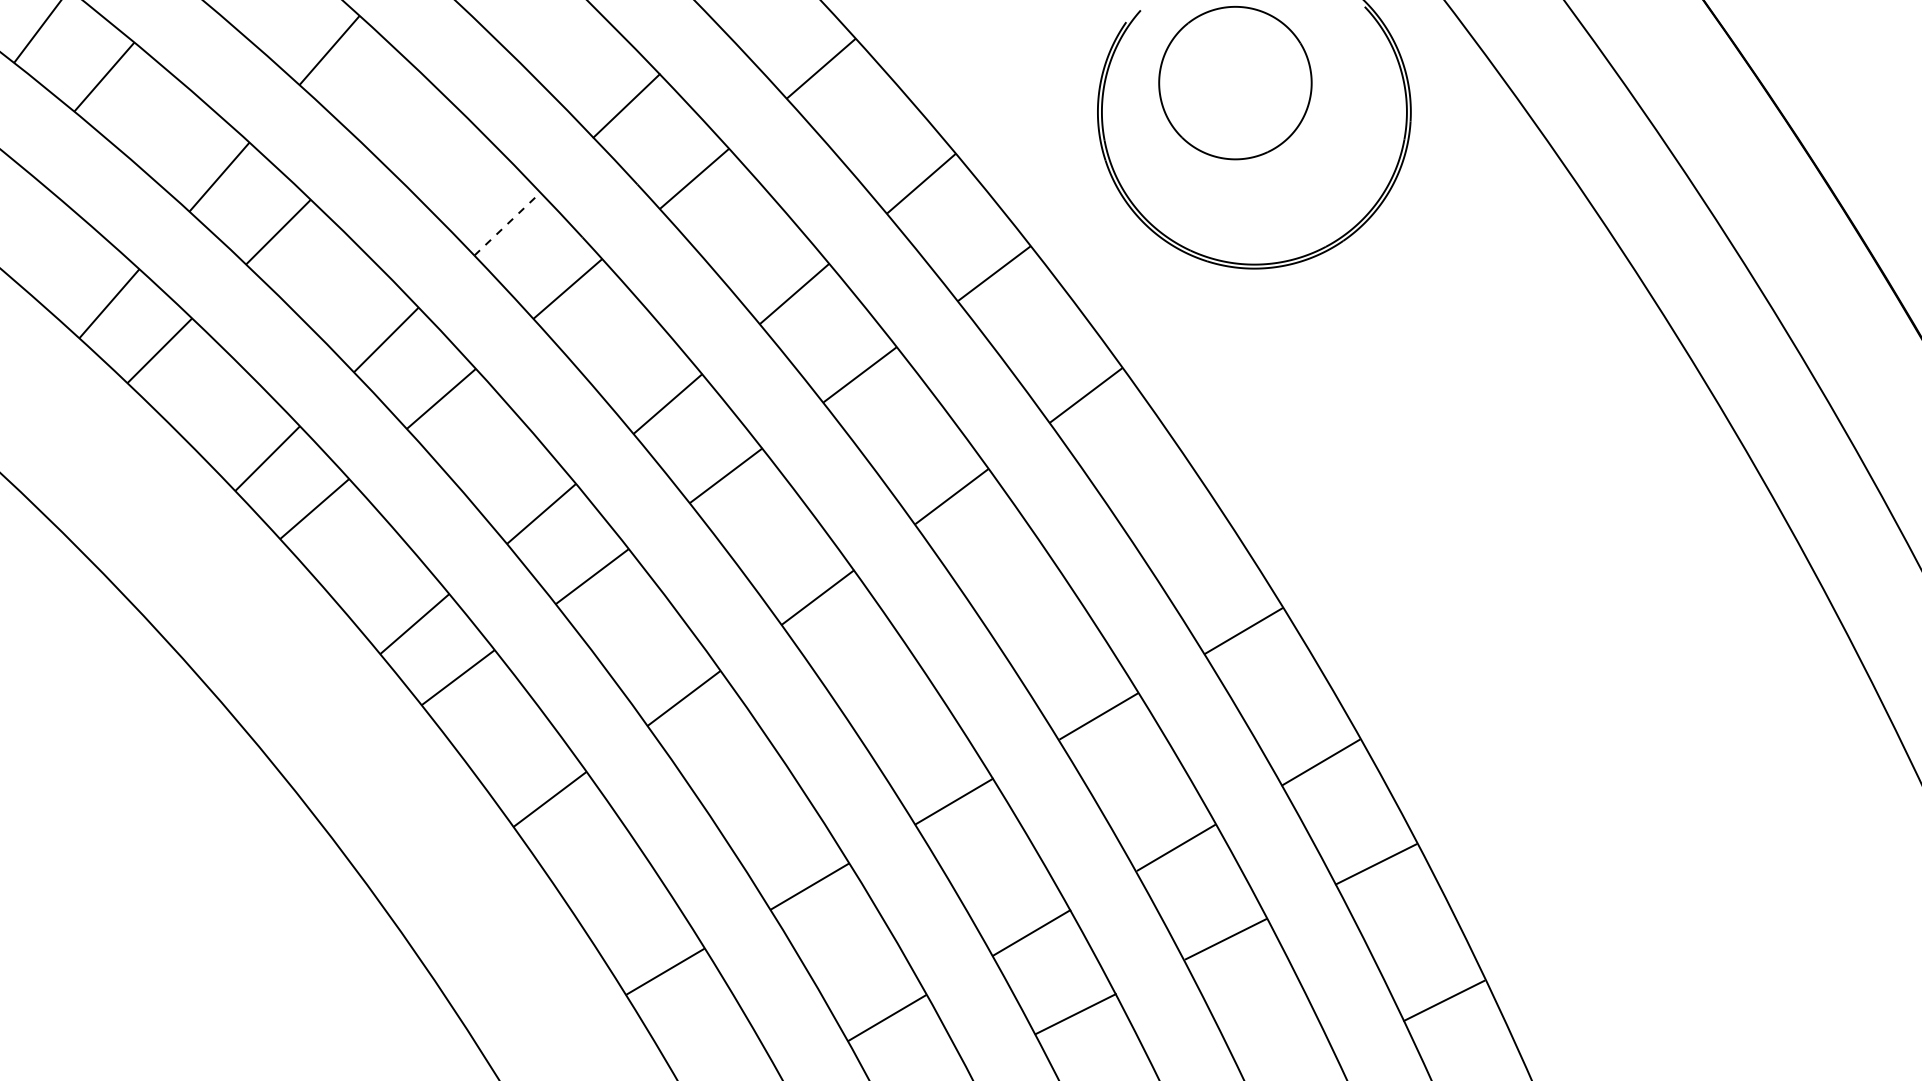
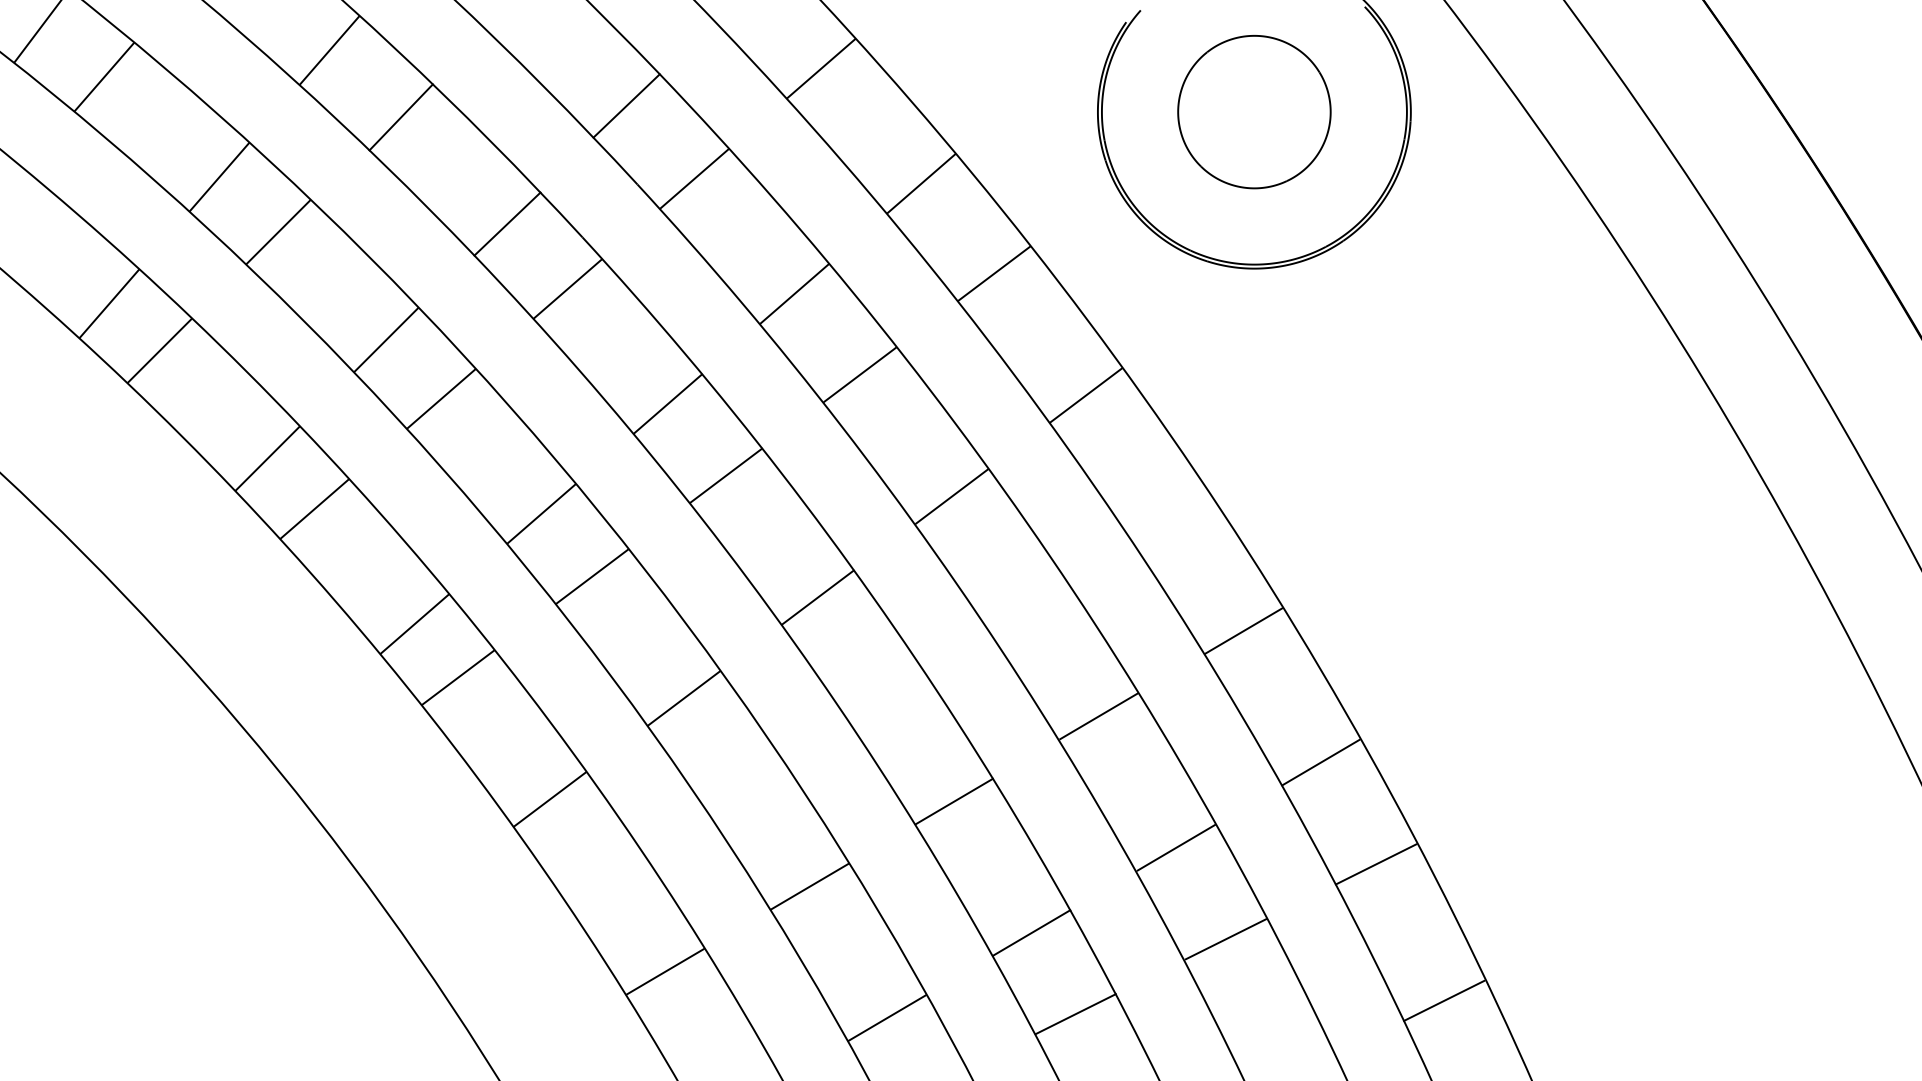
part position: (1235, 83) -> (1254, 112) (1254, 112)
line: none -> present (400, 117)
line: dashed -> solid (507, 224)
